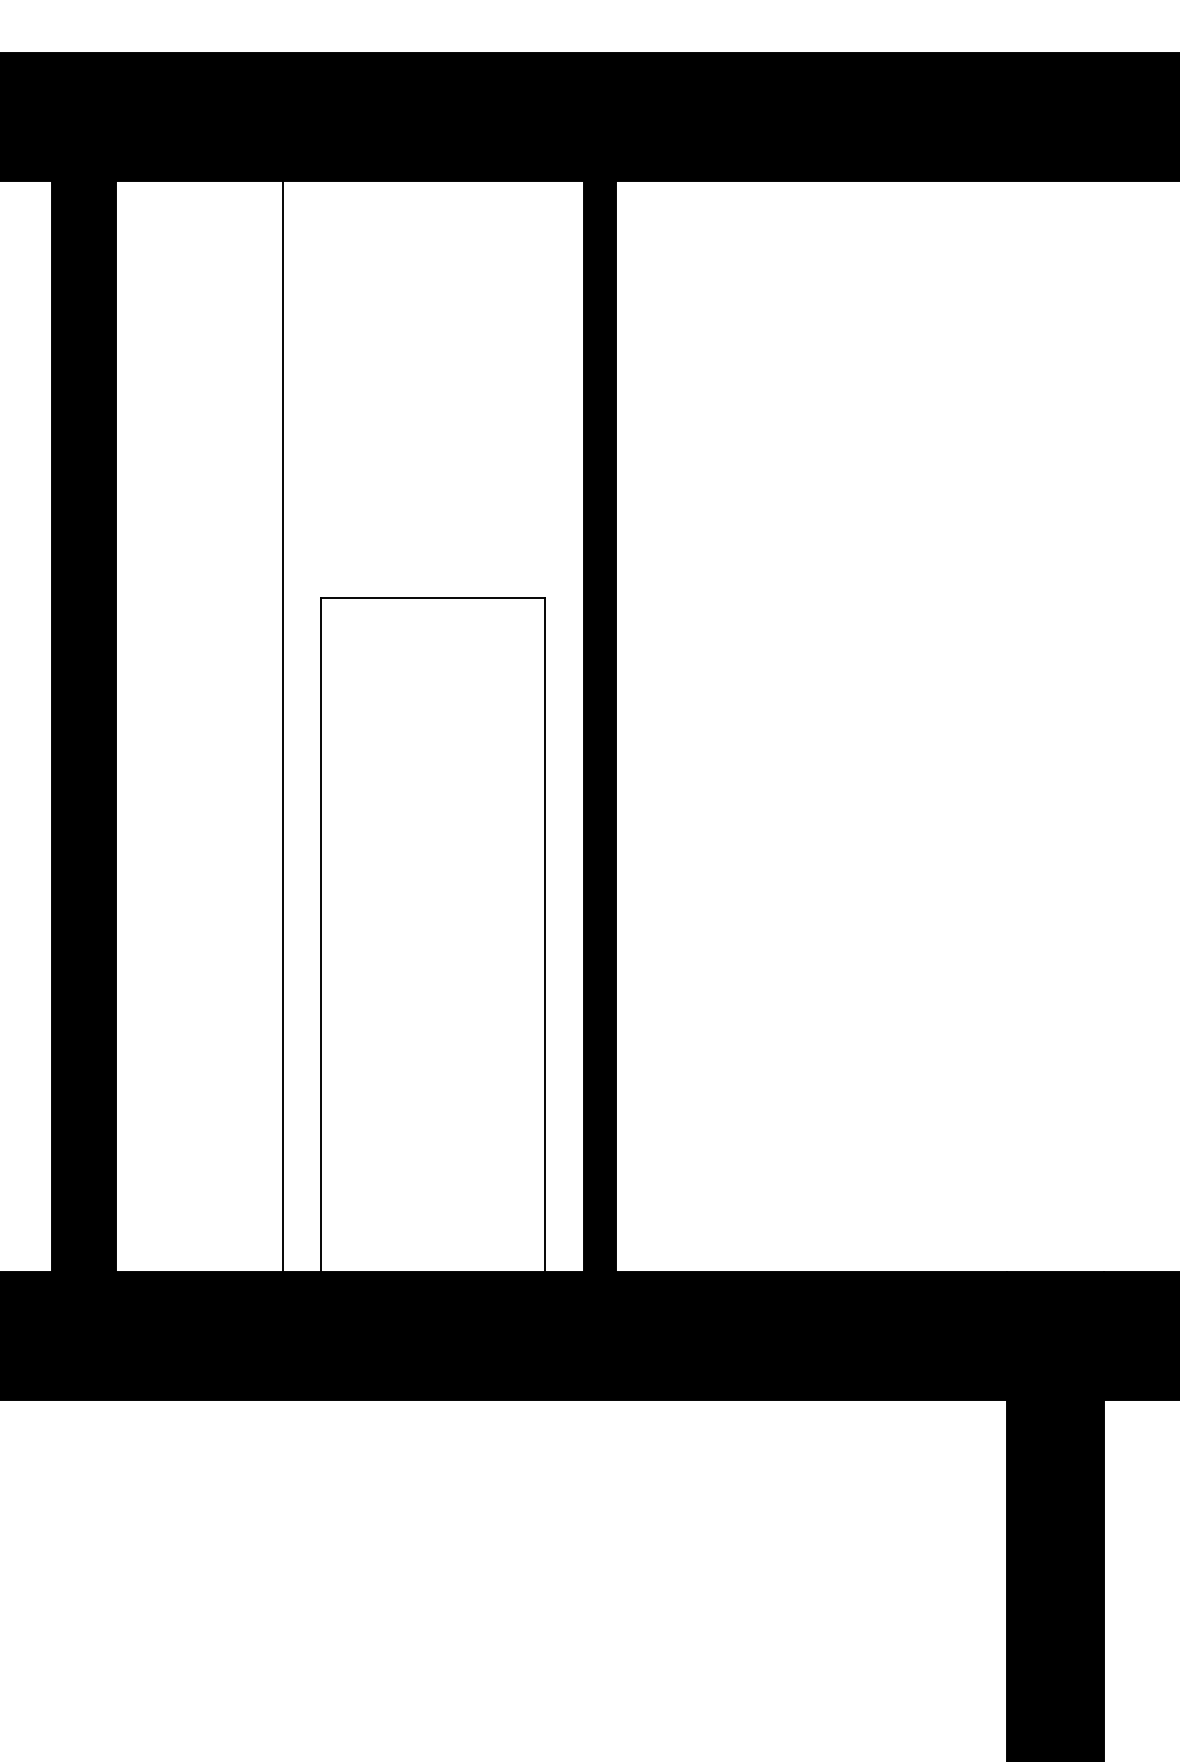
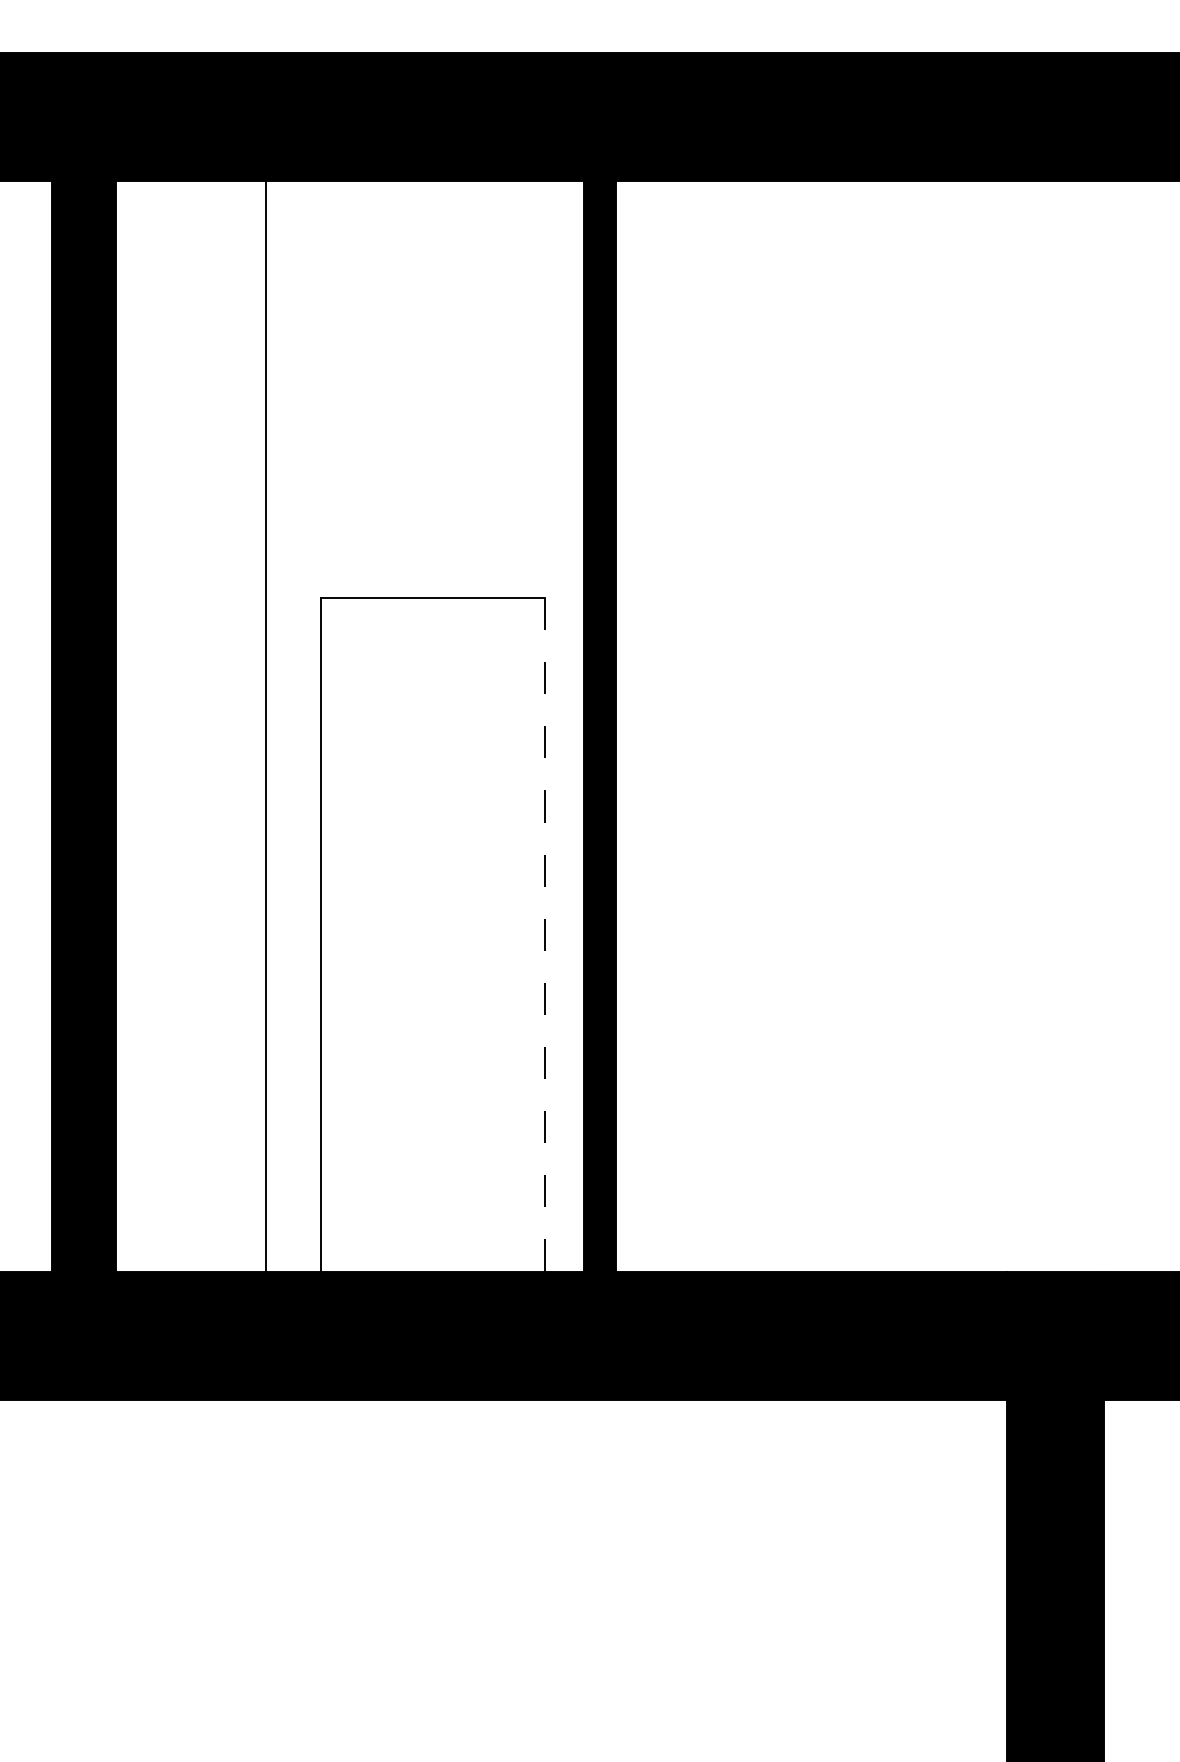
line position: (282, 726) -> (265, 726) (265, 726)
line: solid -> dashed (545, 934)
